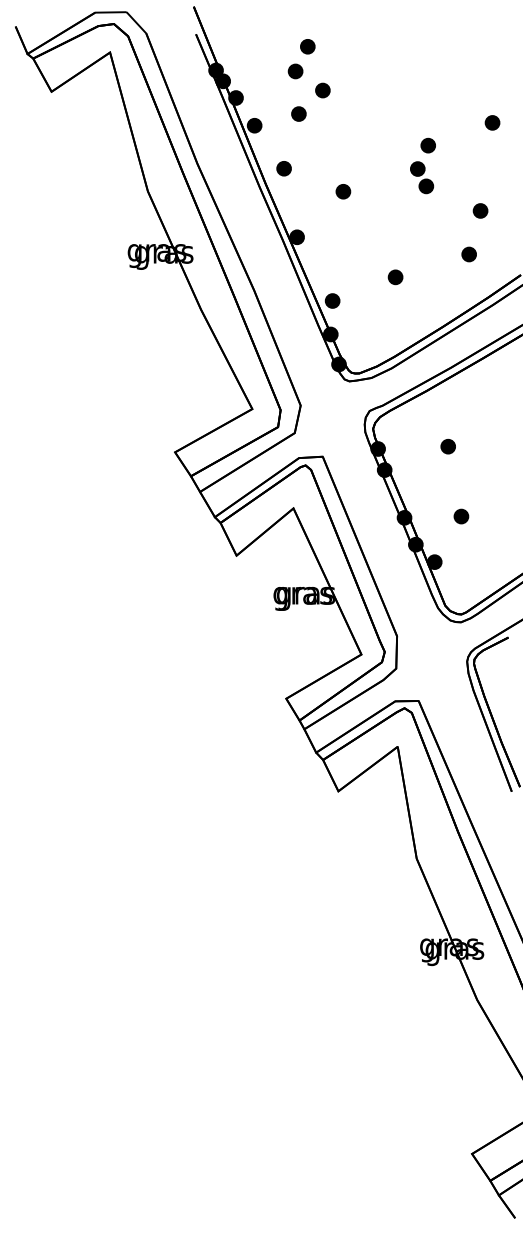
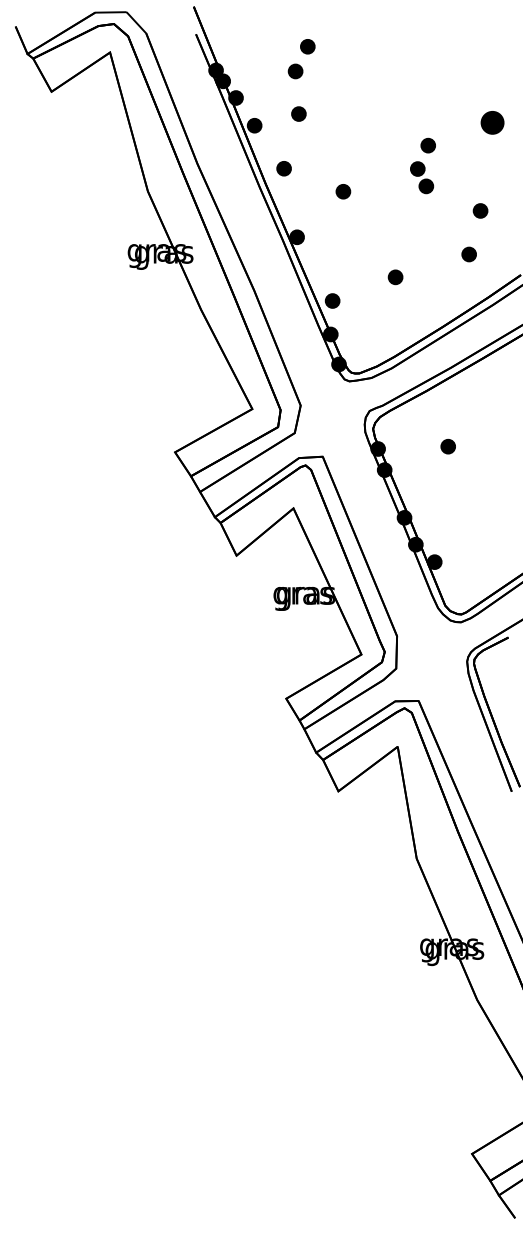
part: present -> none (322, 90)
part size: 17x16 px -> 25x24 px (492, 122)
part: present -> none (461, 516)
